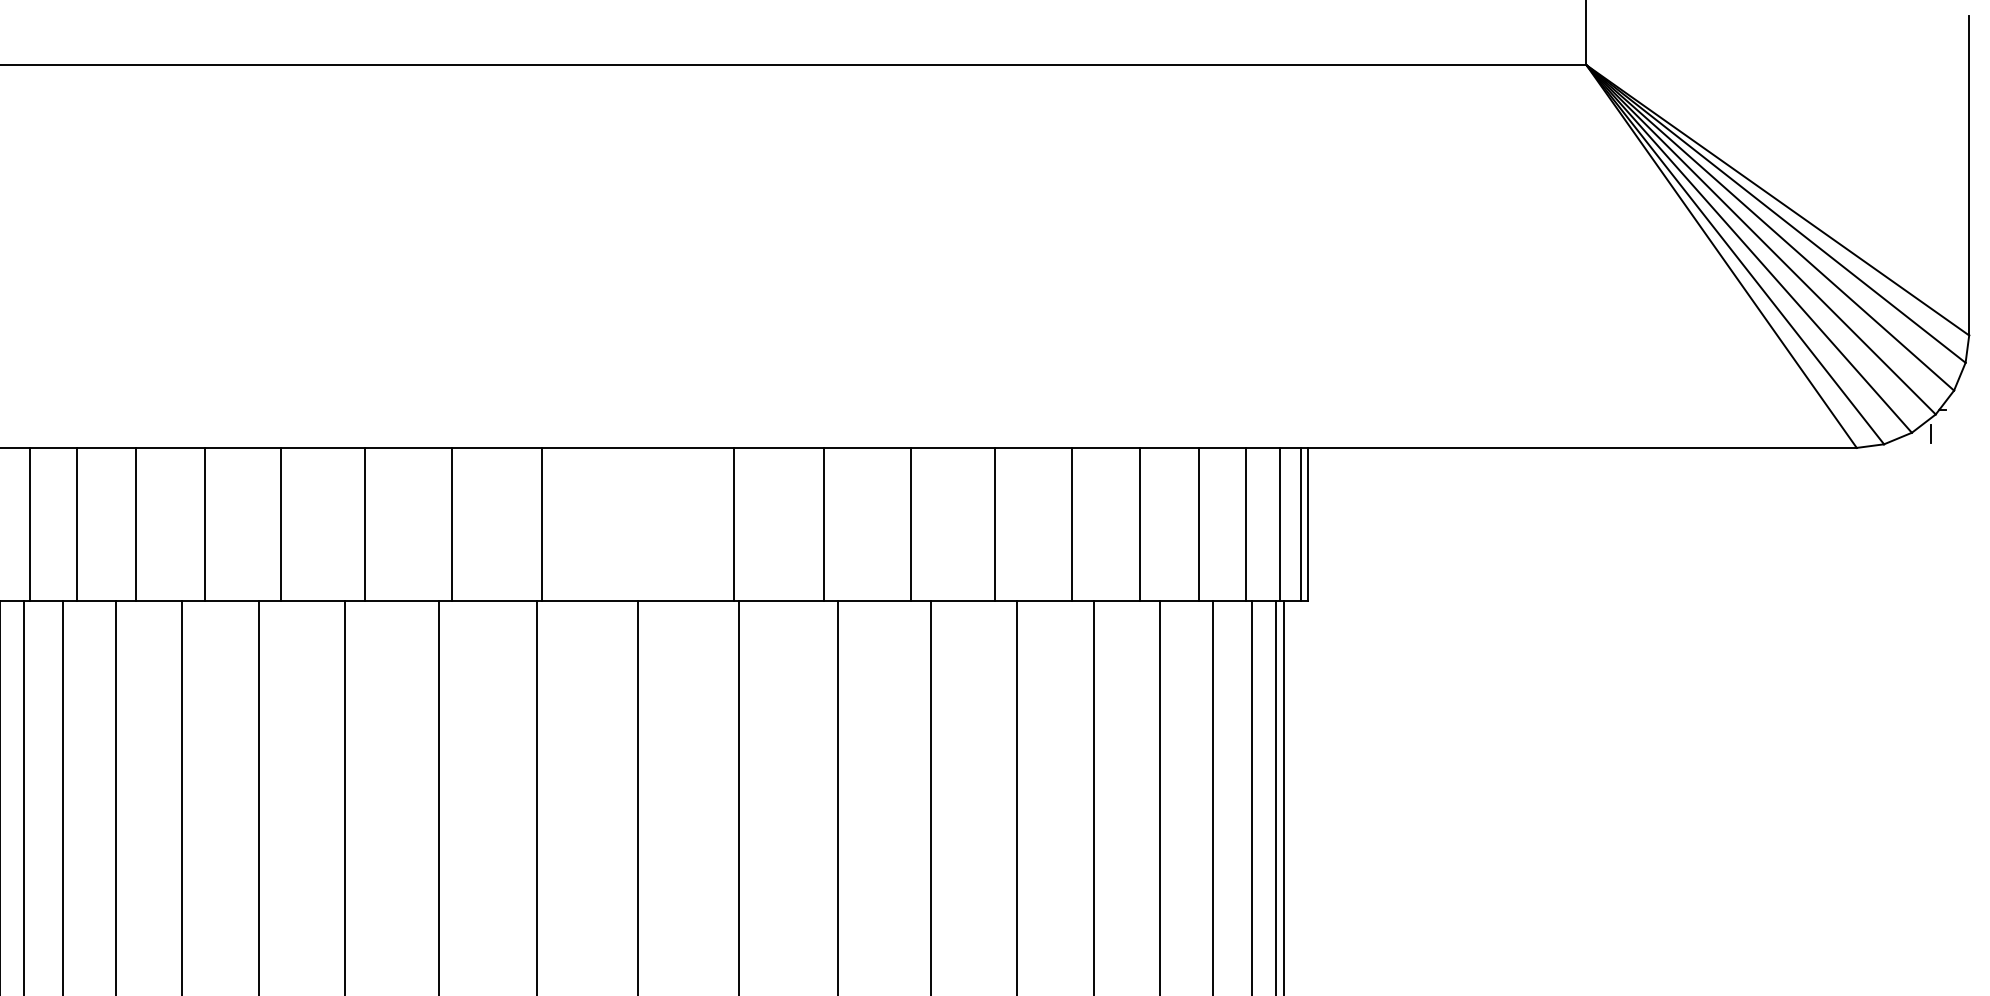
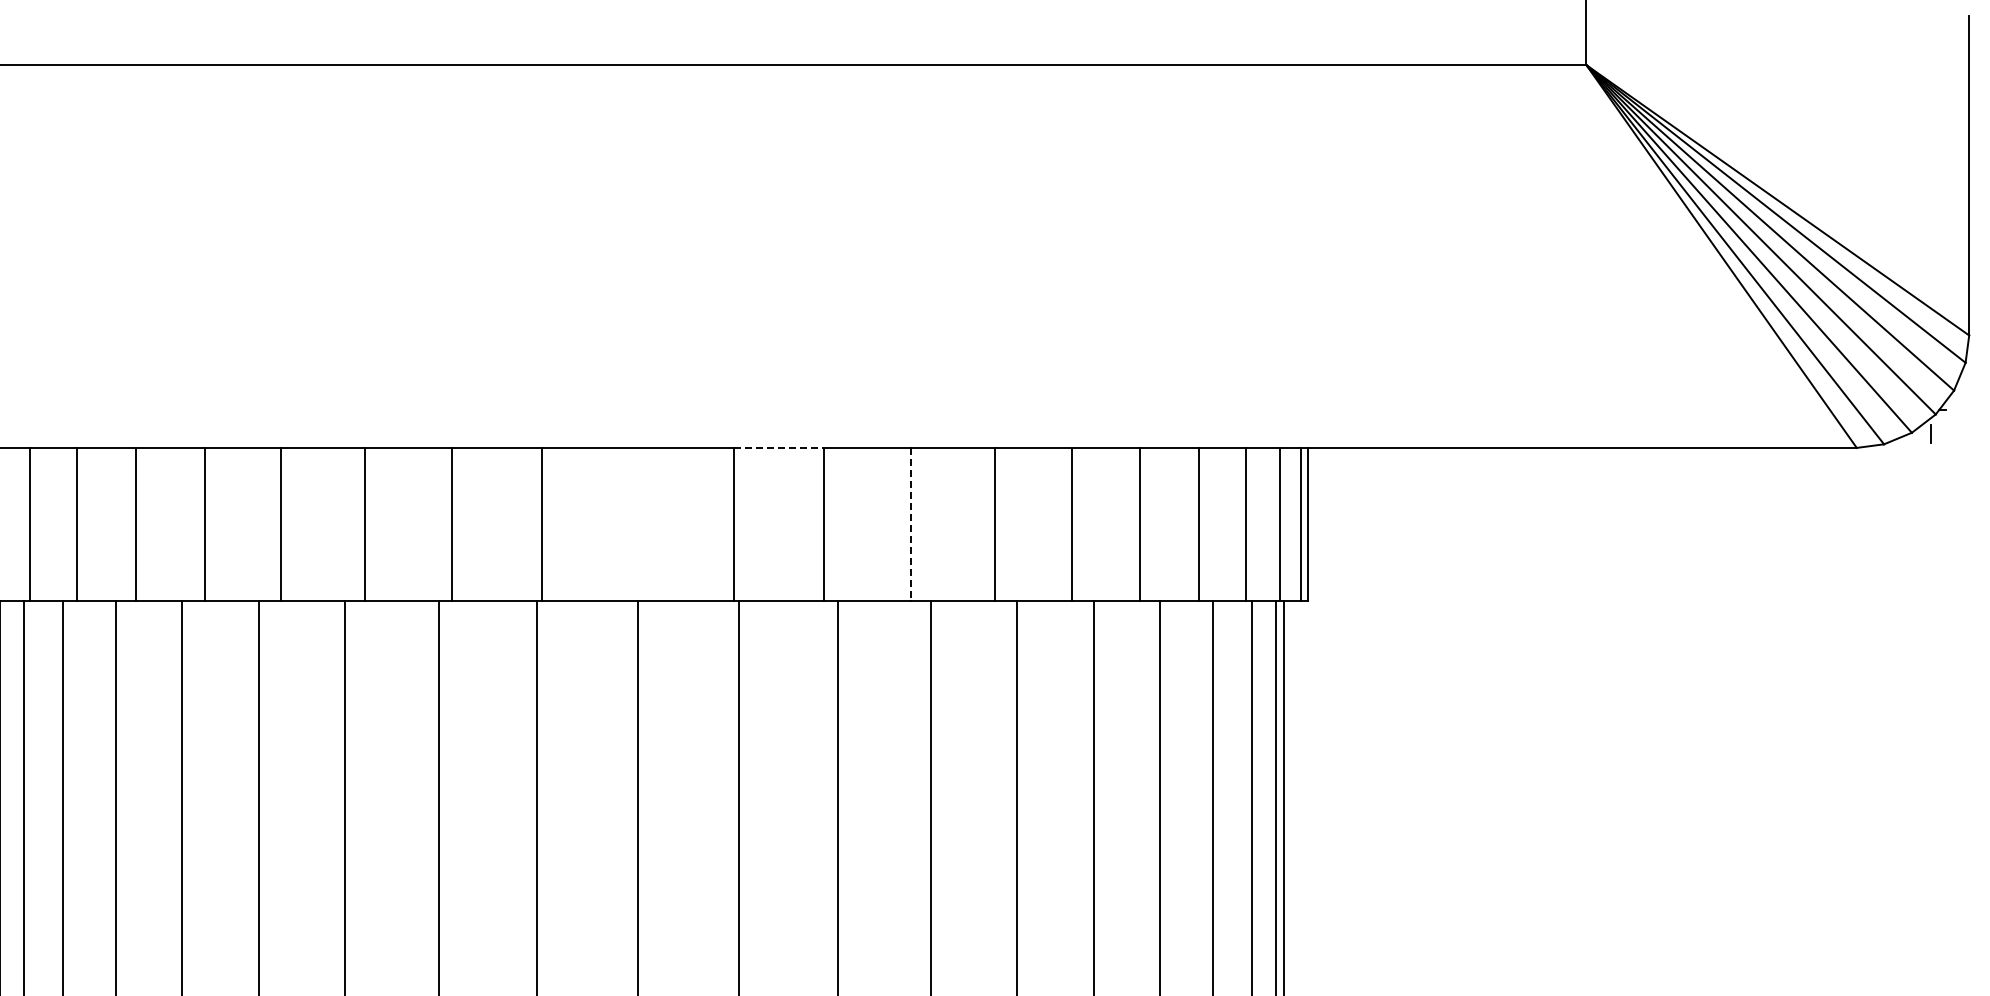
line: solid -> dashed (778, 447)
line: solid -> dashed (911, 524)
